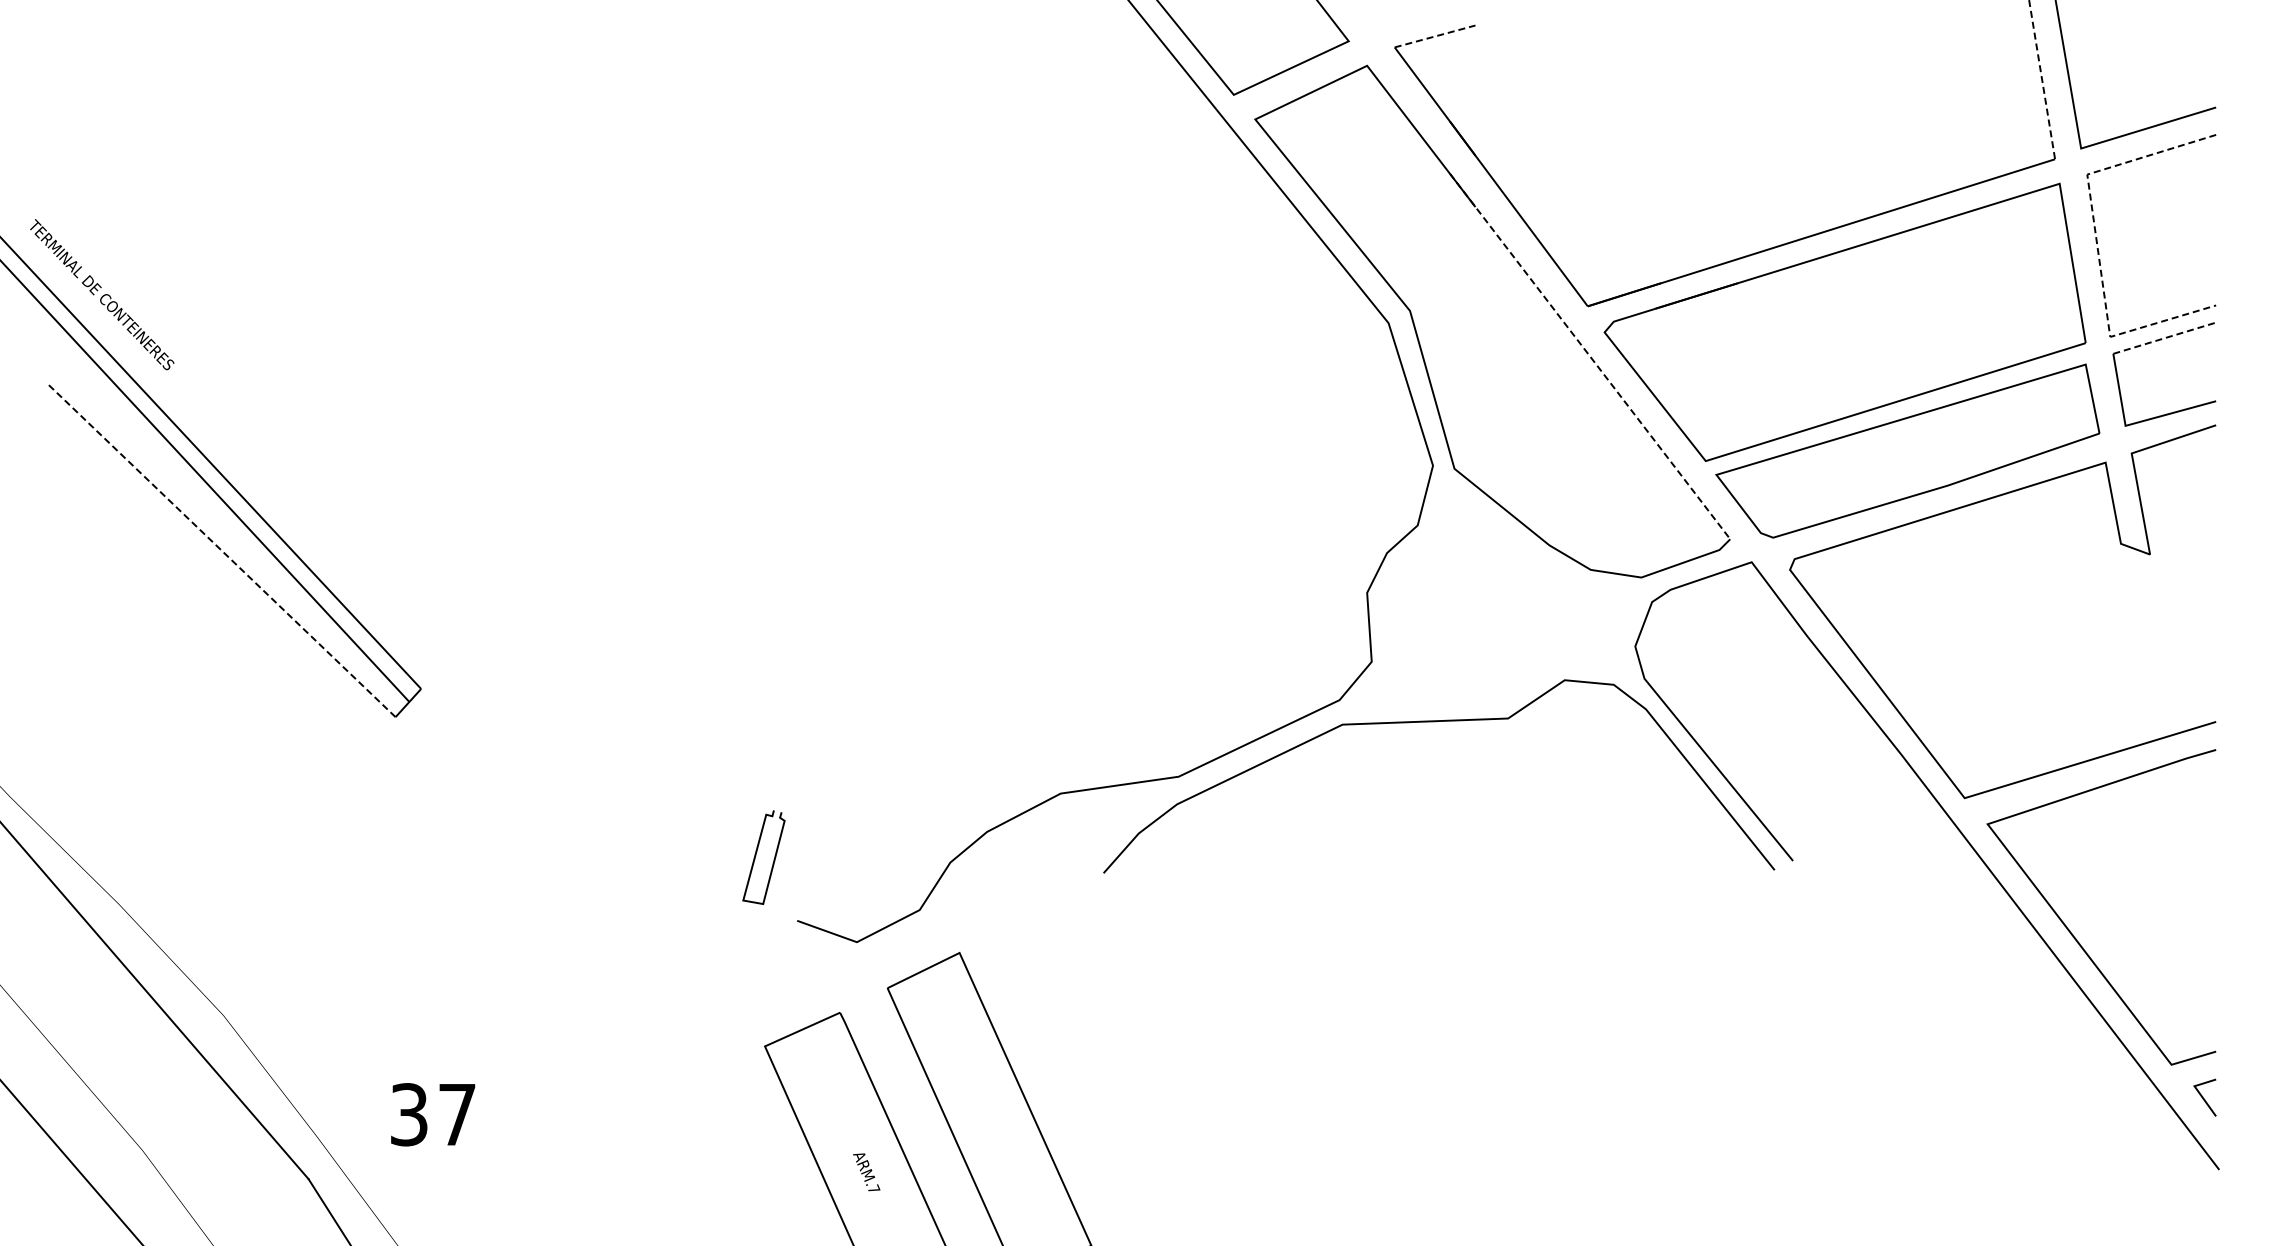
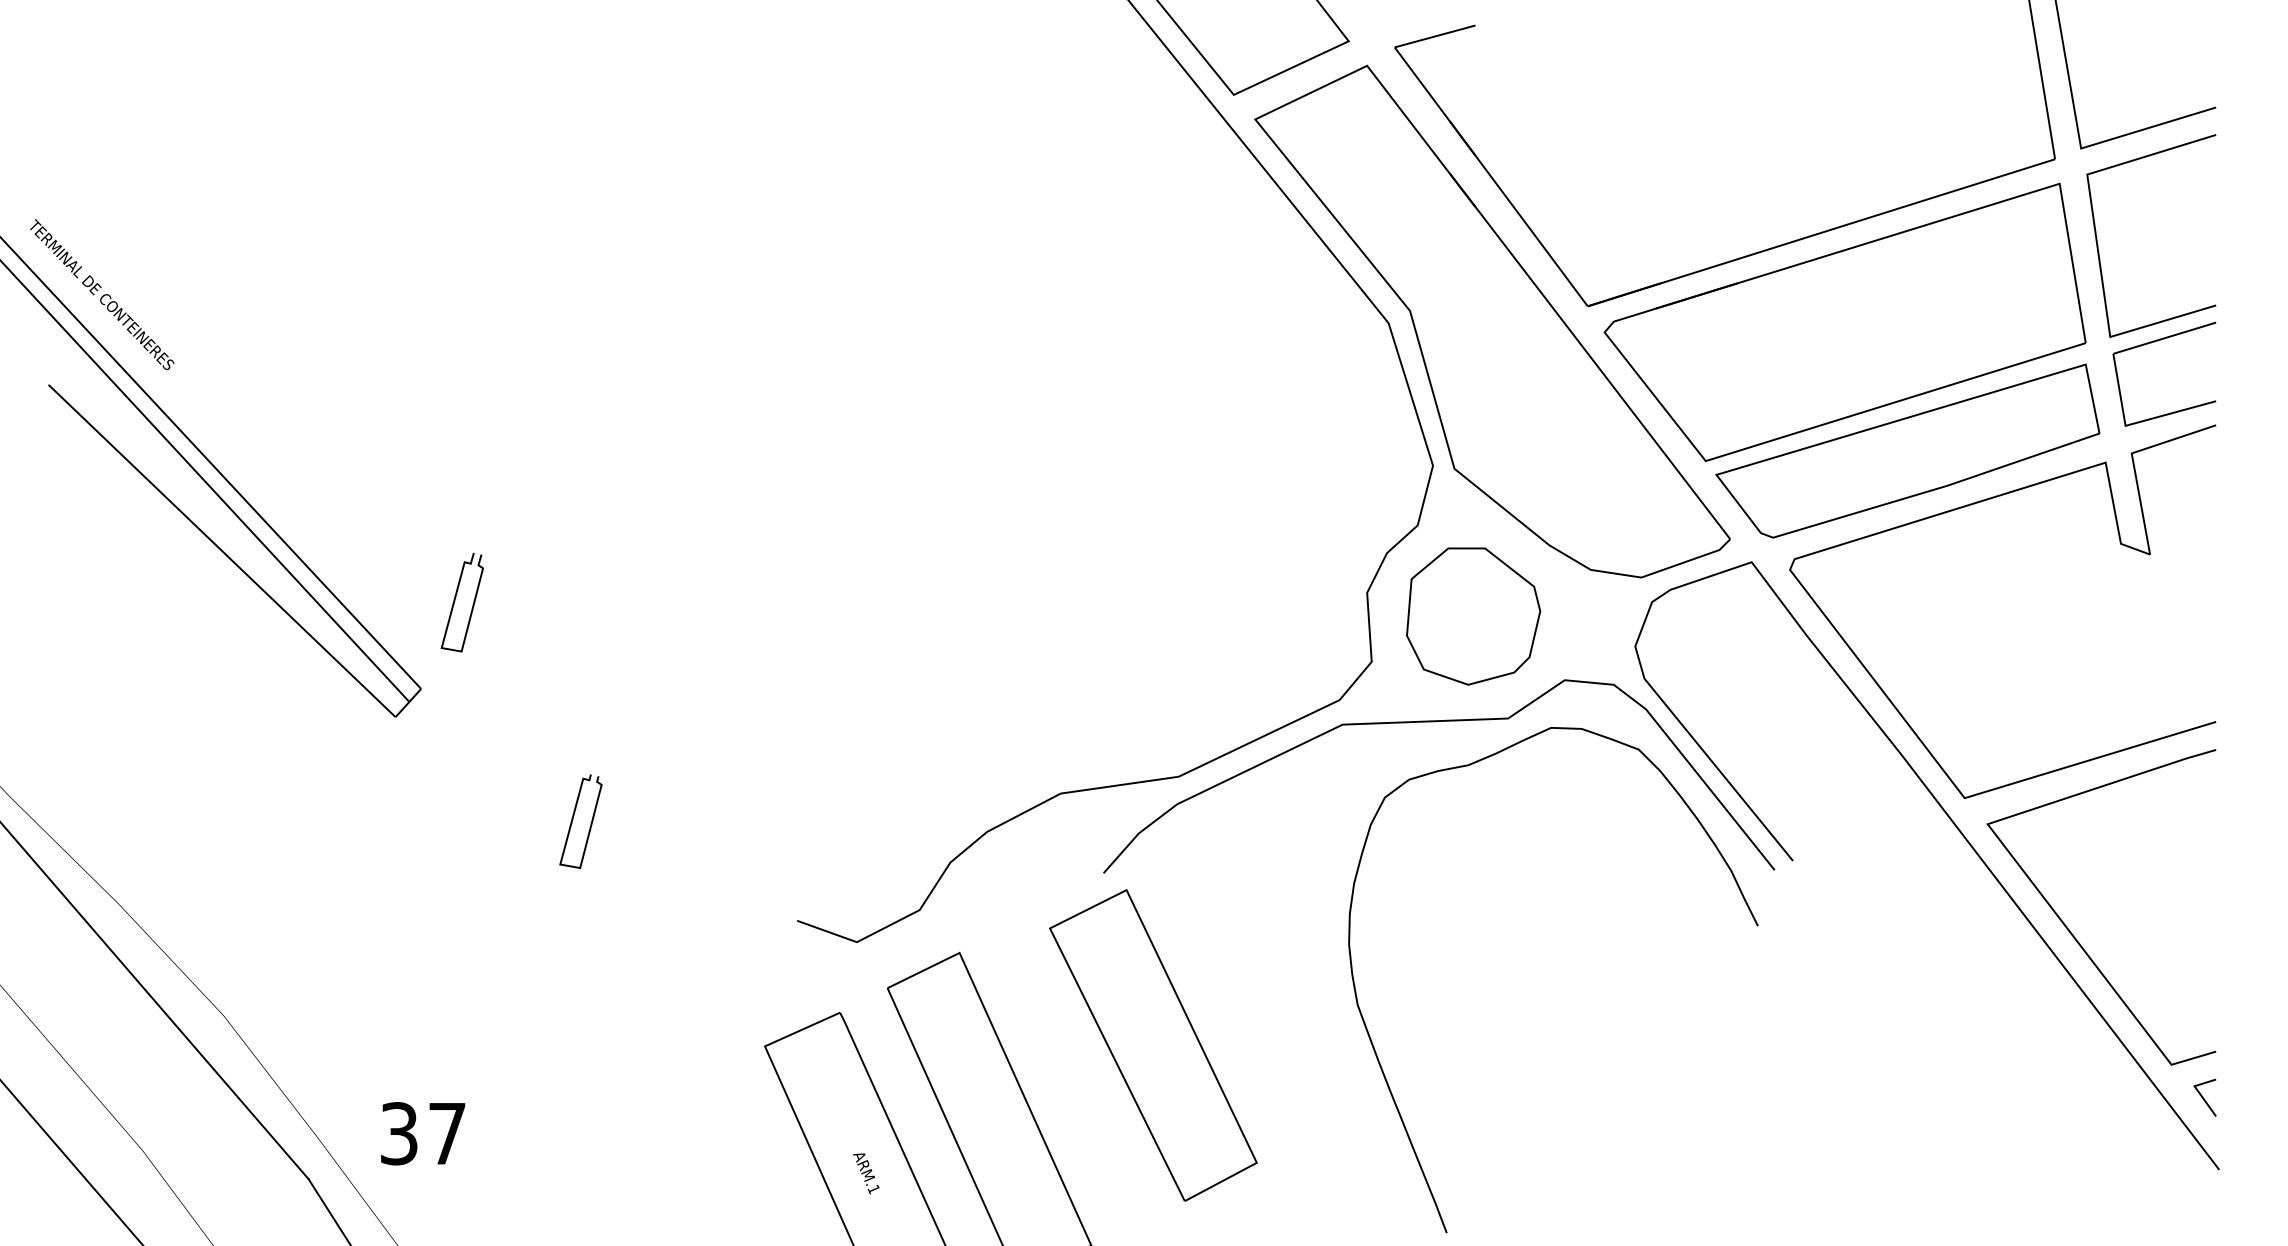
line: dashed -> solid (1435, 36)
line: dashed -> solid (2042, 80)
line: dashed -> solid (2097, 244)
line: dashed -> solid (2164, 338)
line: dashed -> solid (1590, 356)
line: dashed -> solid (221, 550)
curve: none -> present (455, 601)
part: none -> present (1473, 616)
curve position: (756, 855) -> (573, 819) (573, 819)
part: none -> present (1153, 1045)
curve: none -> present (1374, 1046)
text position: (433, 1114) -> (423, 1133) (423, 1133)
text: ARM.7 -> ARM.1 (873, 1189)
